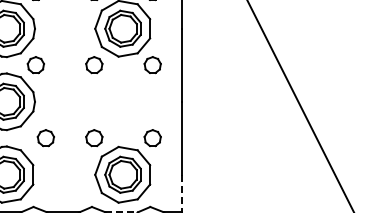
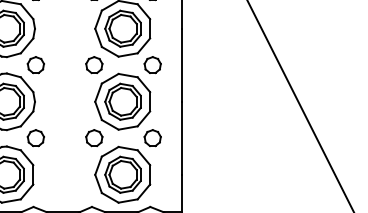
part: none -> present (122, 101)
part position: (45, 138) -> (35, 138) (35, 138)
line: dashed -> solid (181, 193)
line: dashed -> solid (122, 212)
